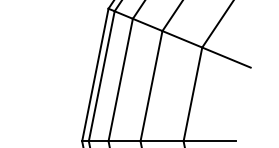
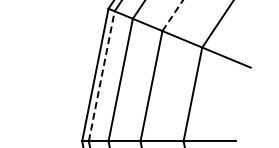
line: solid -> dashed (172, 15)
line: solid -> dashed (101, 75)
